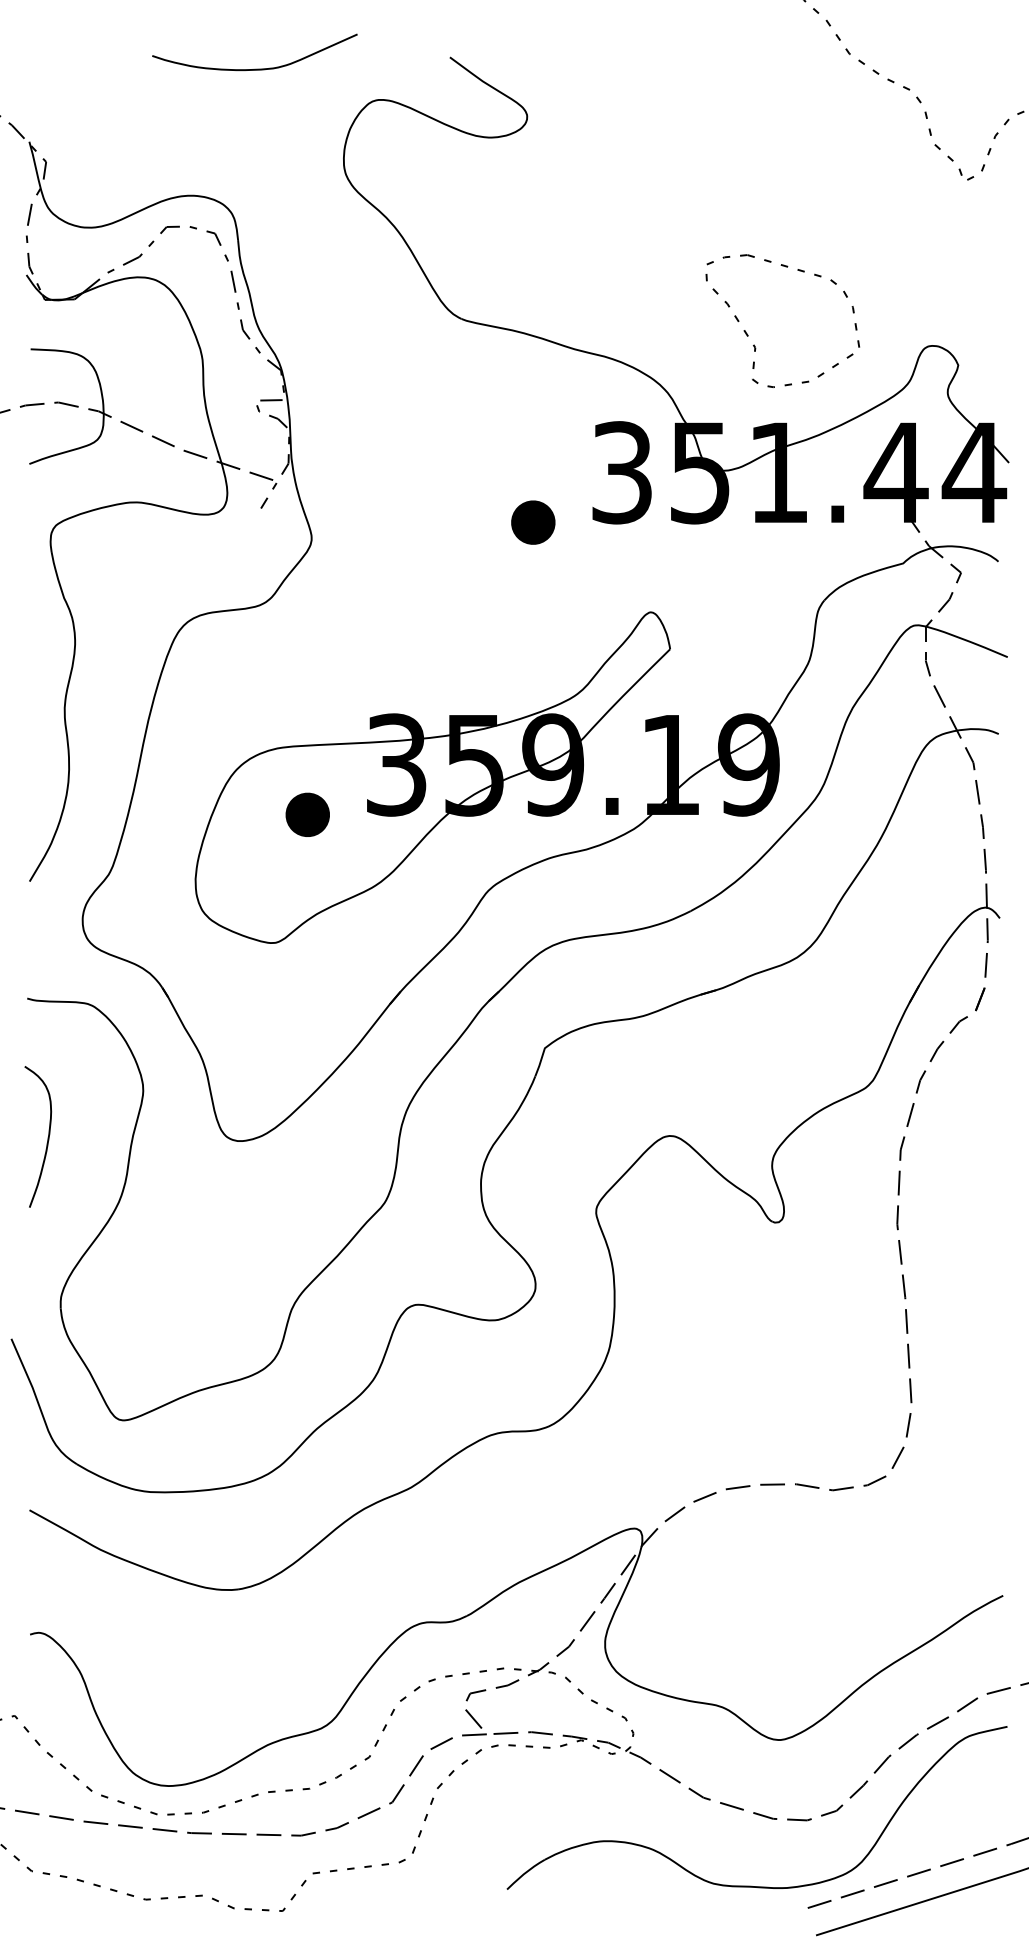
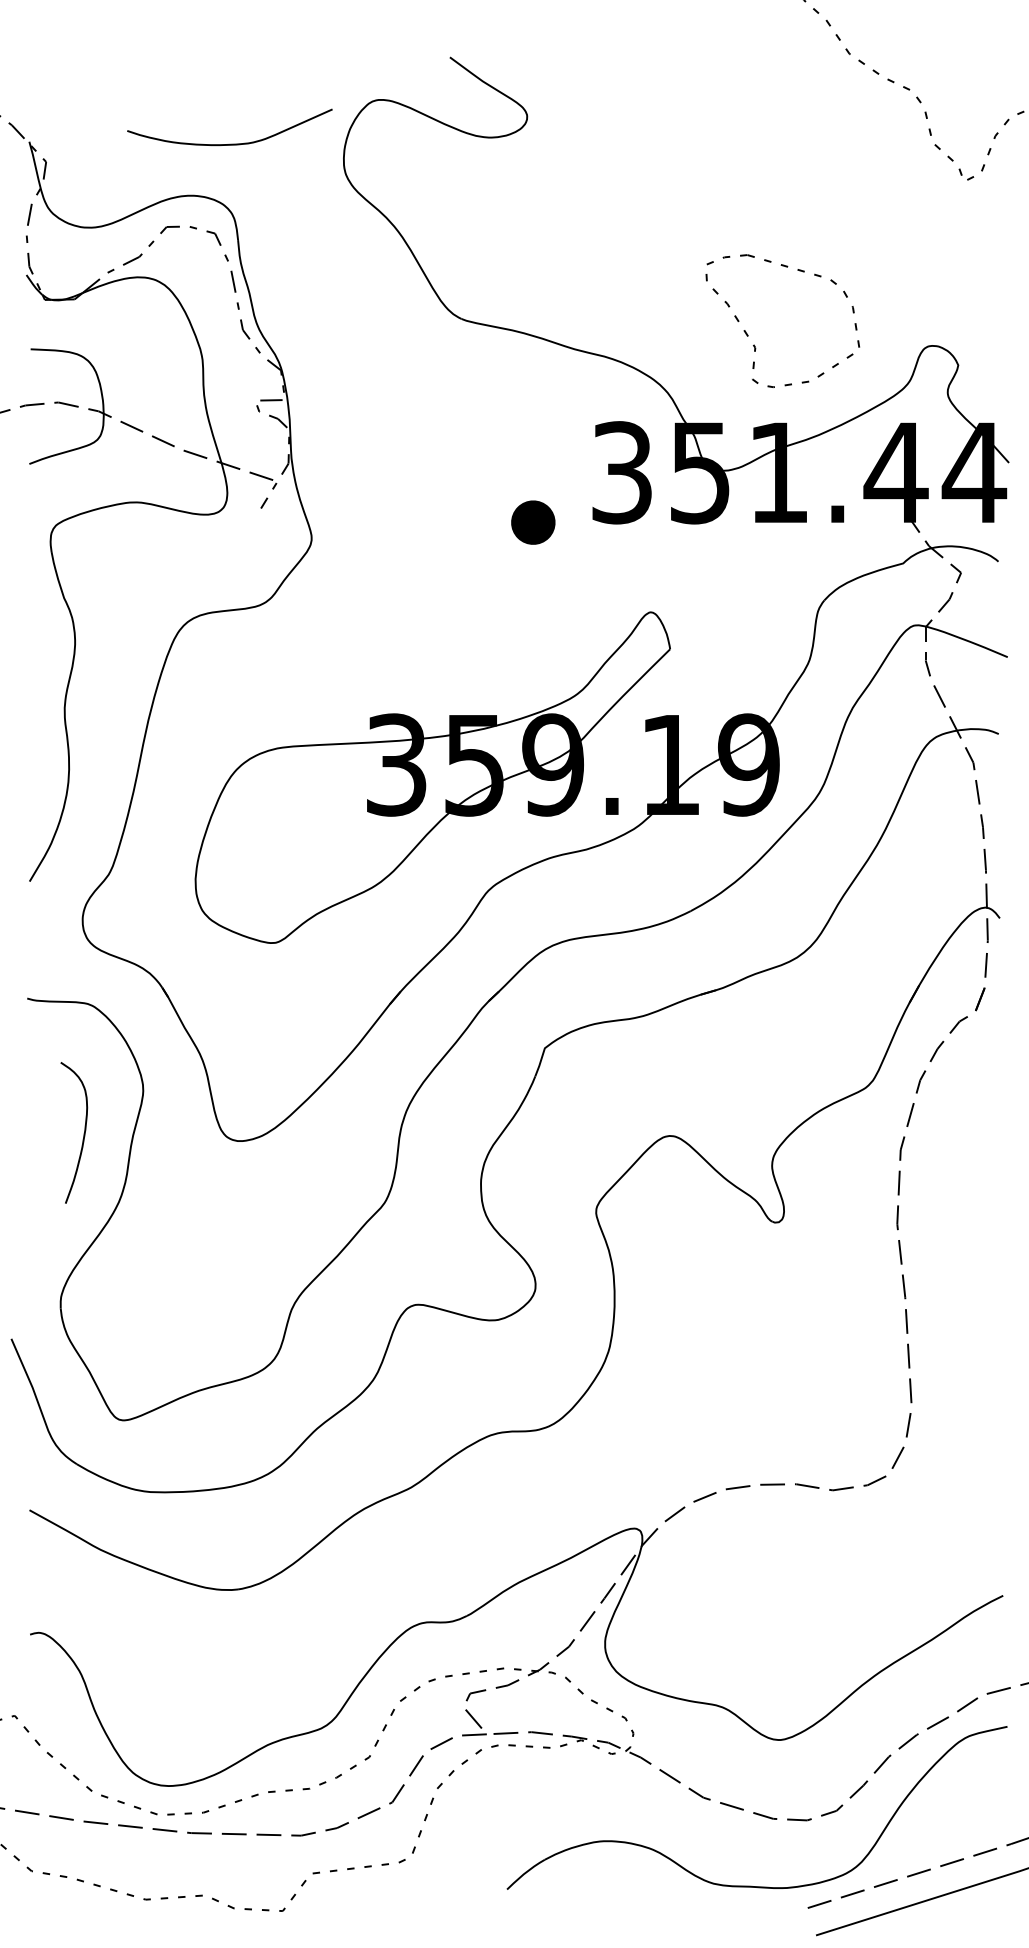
curve position: (254, 68) -> (229, 143) (229, 143)
part: present -> none (307, 814)
curve position: (47, 1137) -> (83, 1133) (83, 1133)
